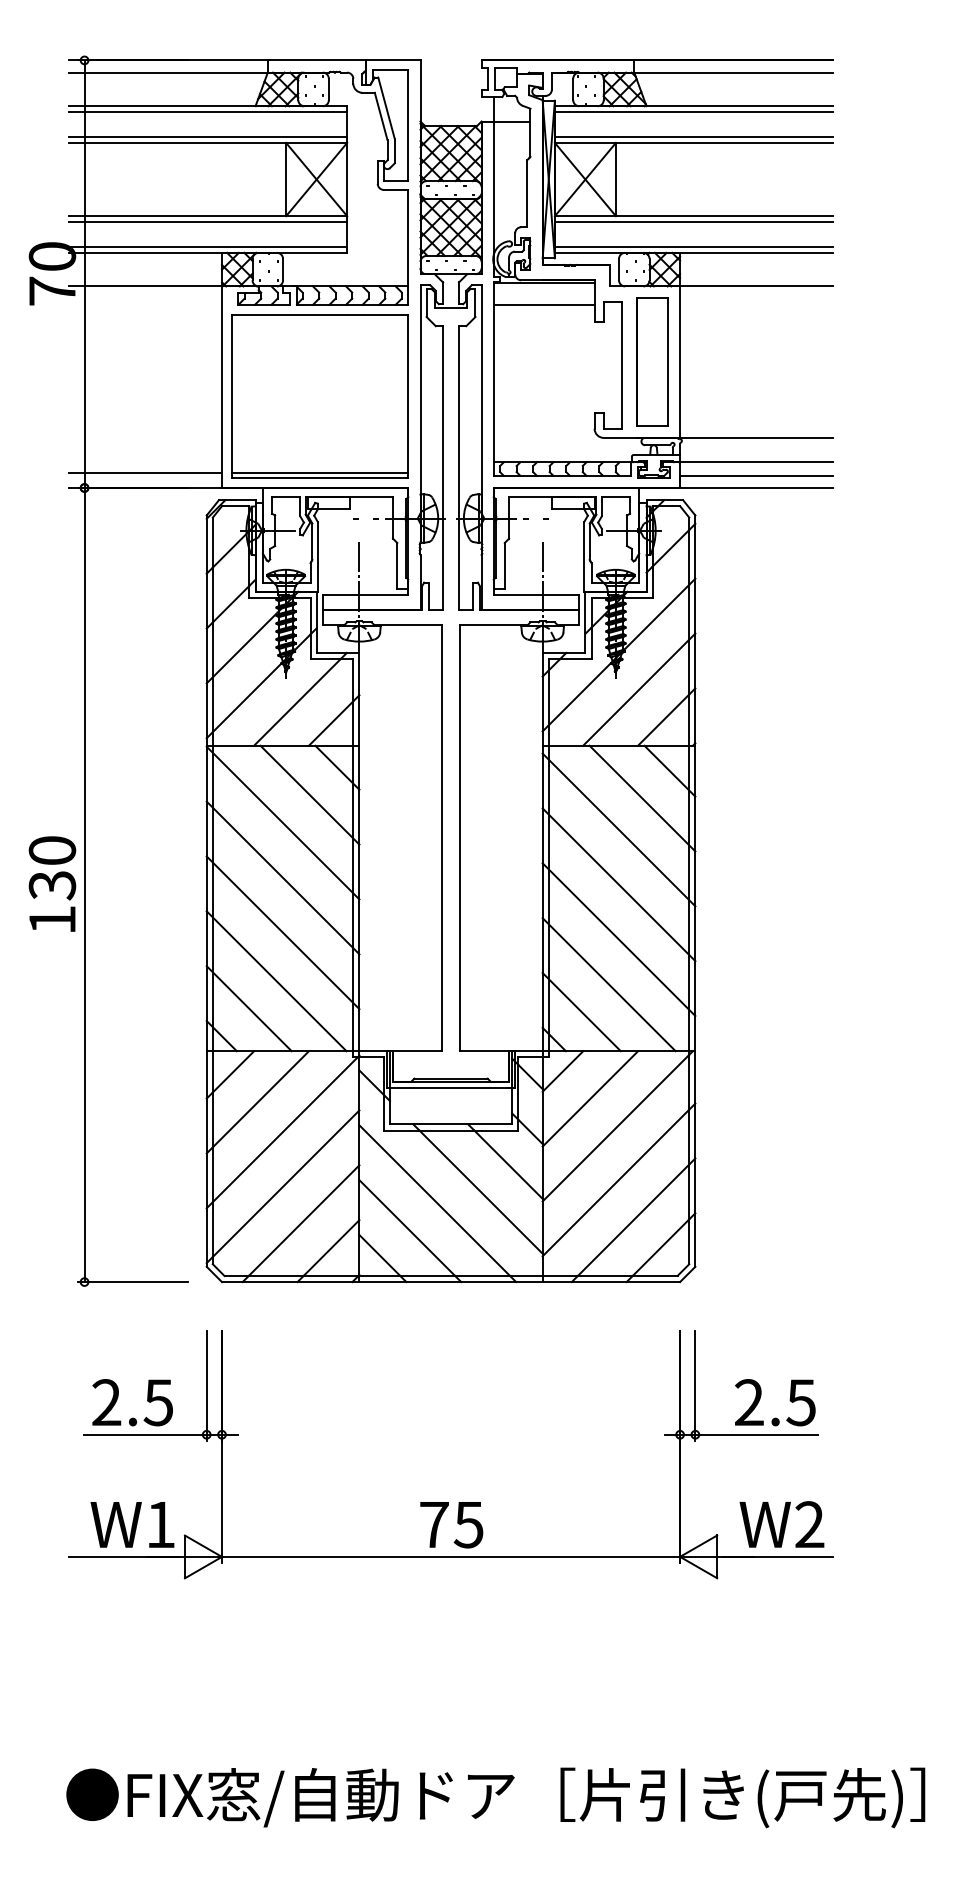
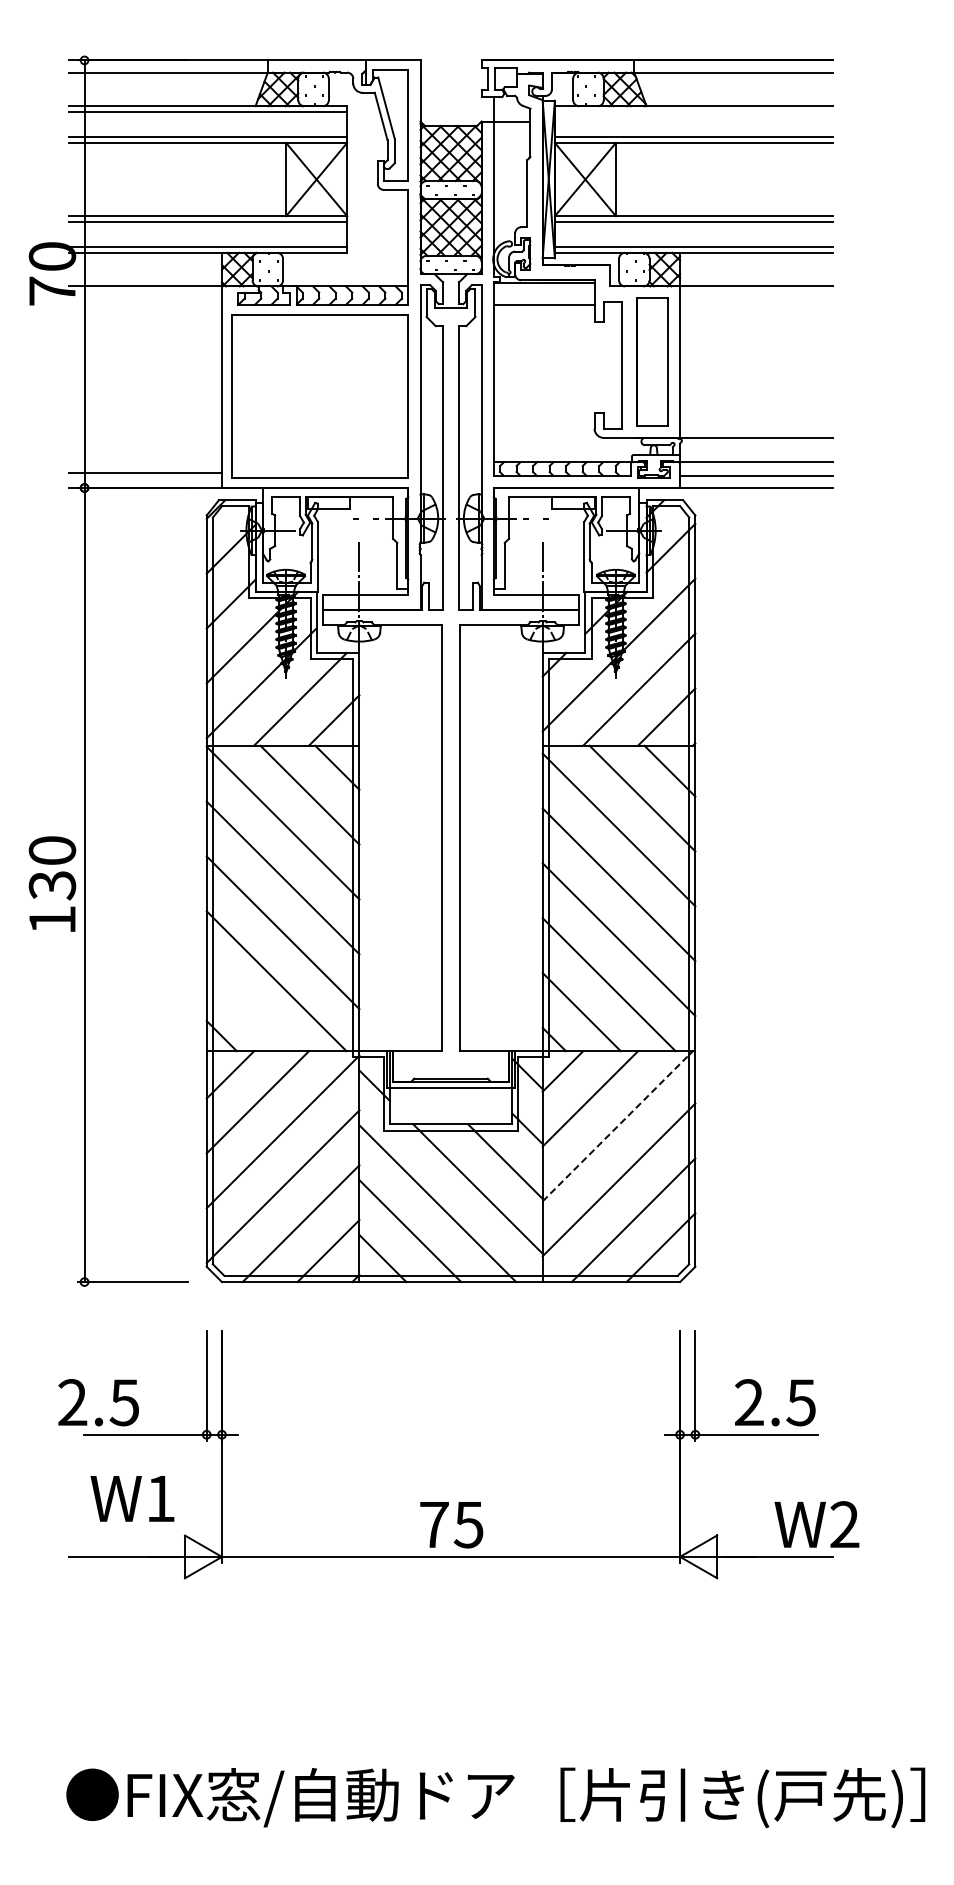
line: present -> none (693, 112)
line: present -> none (319, 472)
line: present -> none (248, 1008)
line: solid -> dashed (615, 1128)
text position: (132, 1402) -> (98, 1402) (98, 1402)
text position: (132, 1524) -> (132, 1498) (132, 1498)
text position: (781, 1524) -> (816, 1524) (816, 1524)
